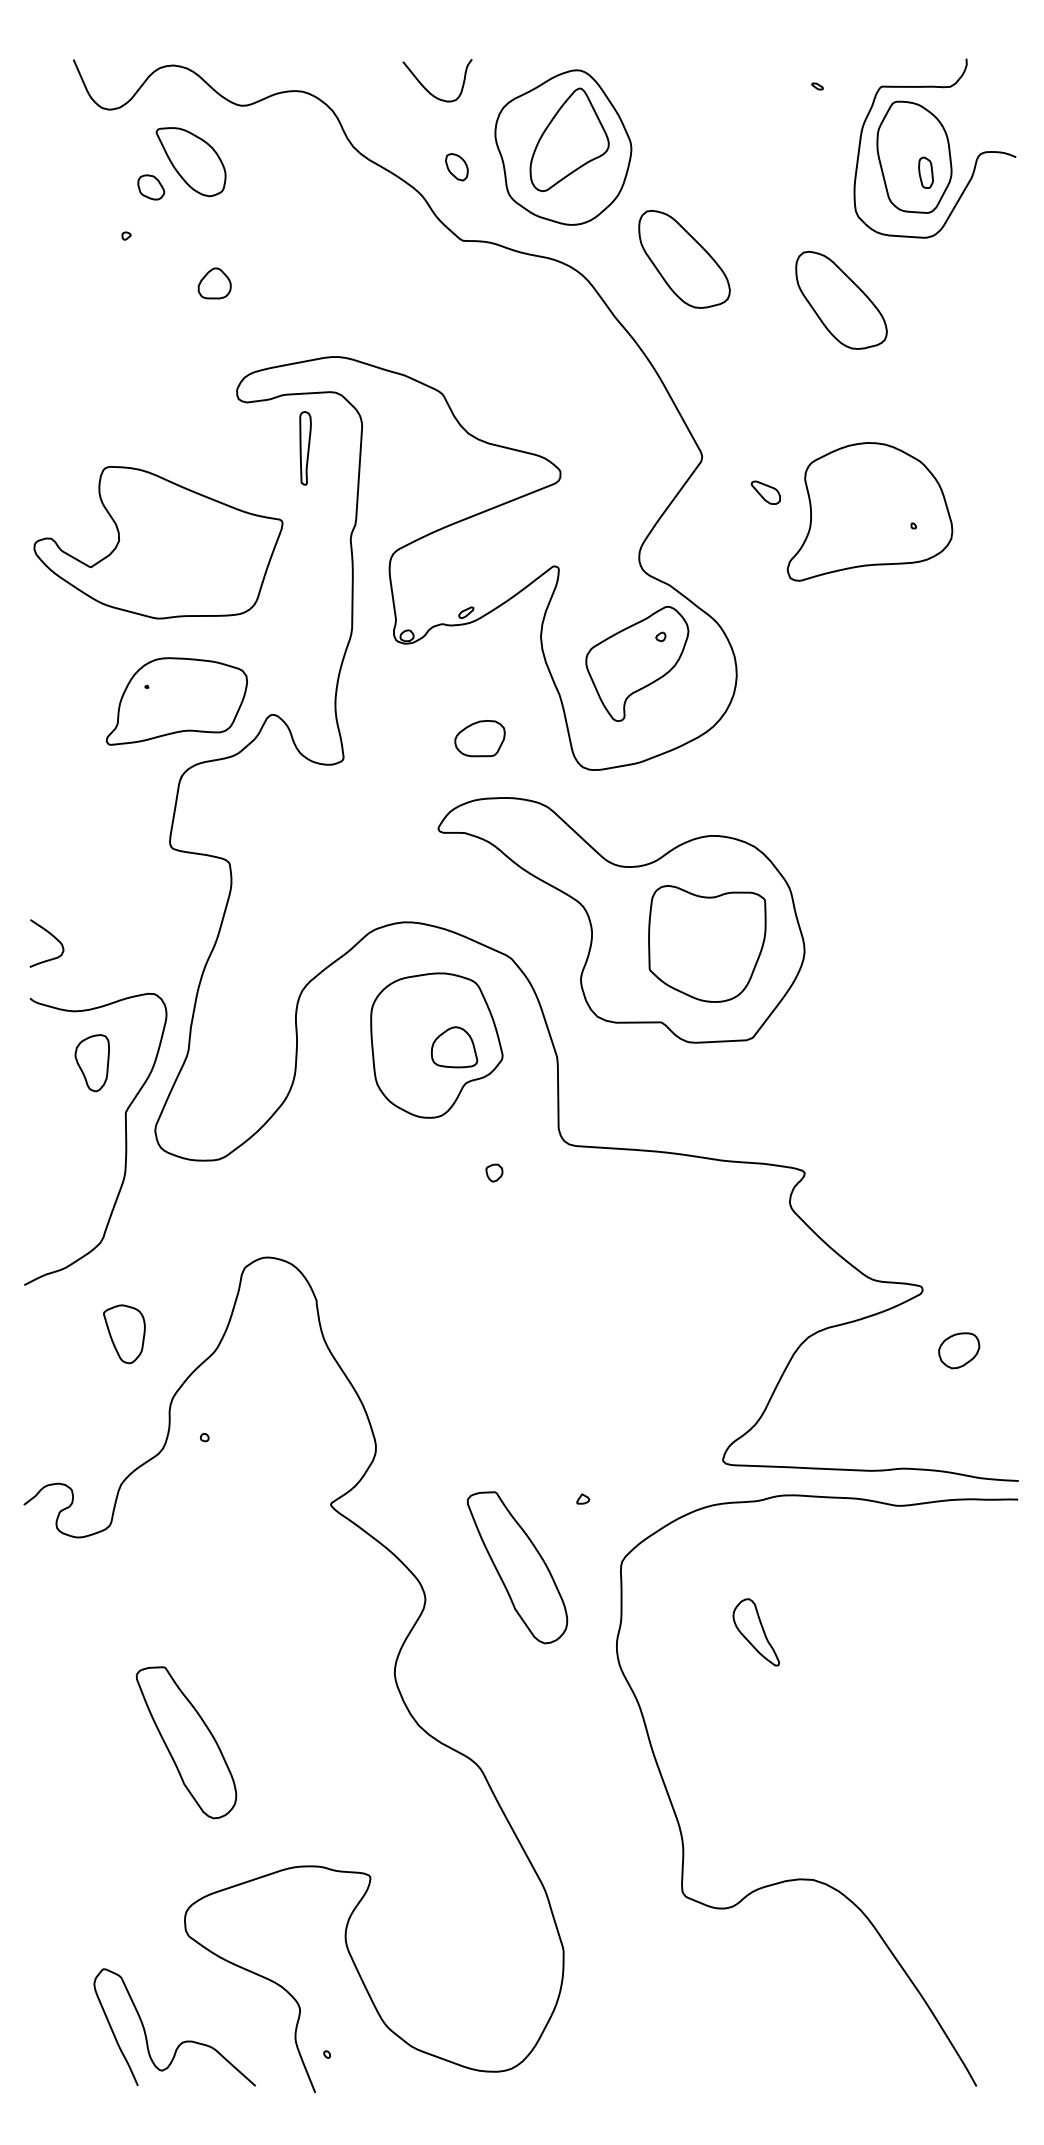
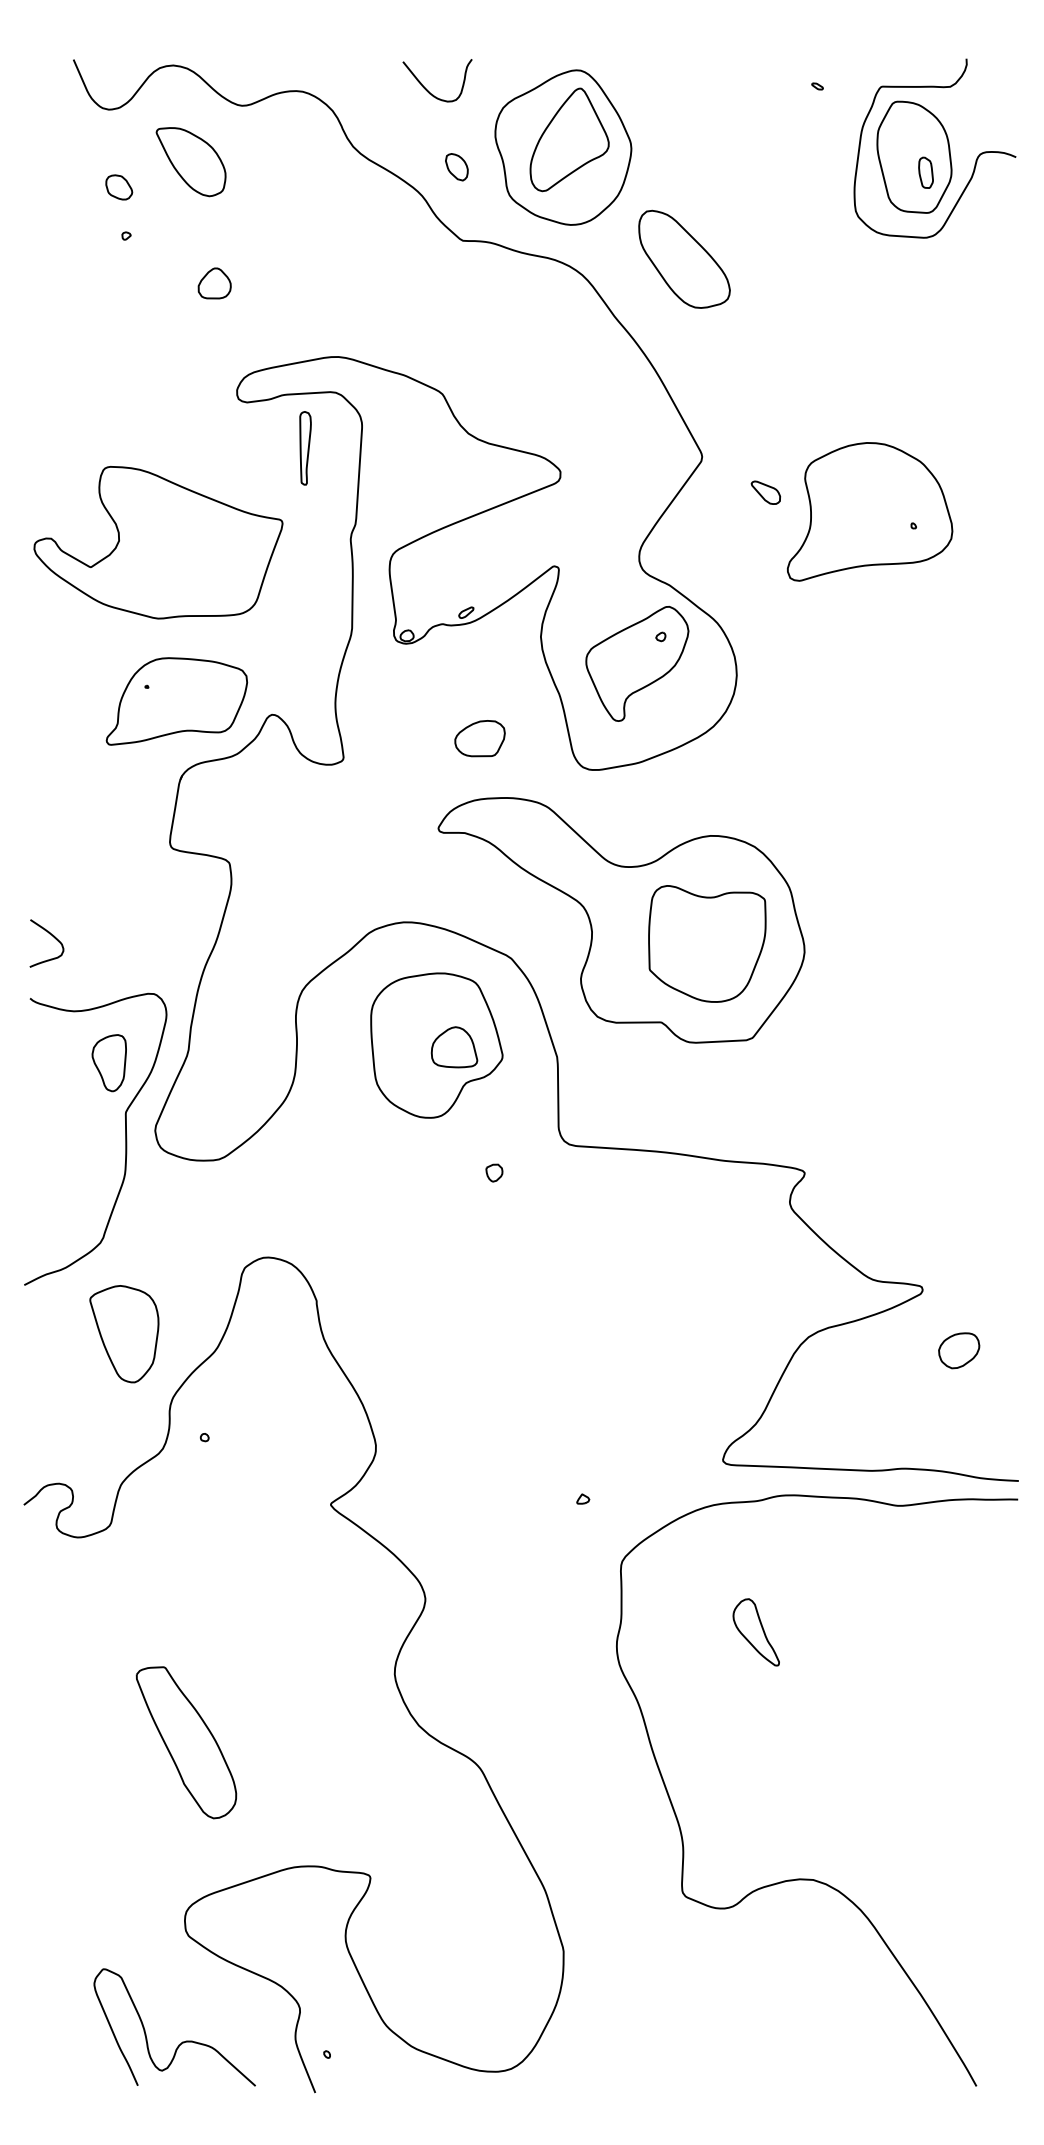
part position: (151, 187) -> (119, 187) (119, 187)
part: present -> none (841, 299)
part position: (91, 1063) -> (108, 1063) (108, 1063)
part size: 43x61 px -> 71x99 px (124, 1334)
part: present -> none (517, 1567)
